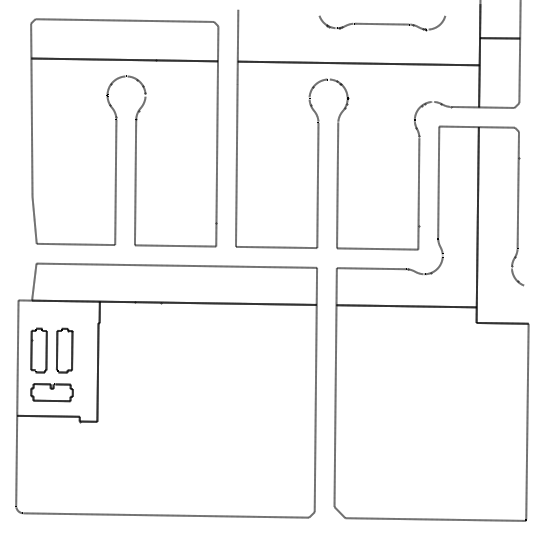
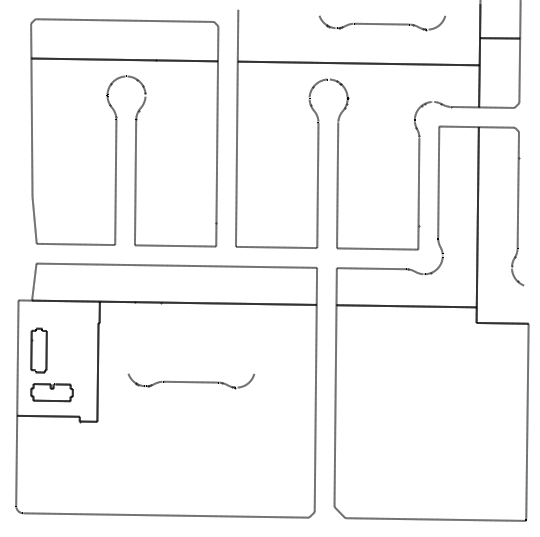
part: present -> none (64, 350)
curve: none -> present (190, 381)
